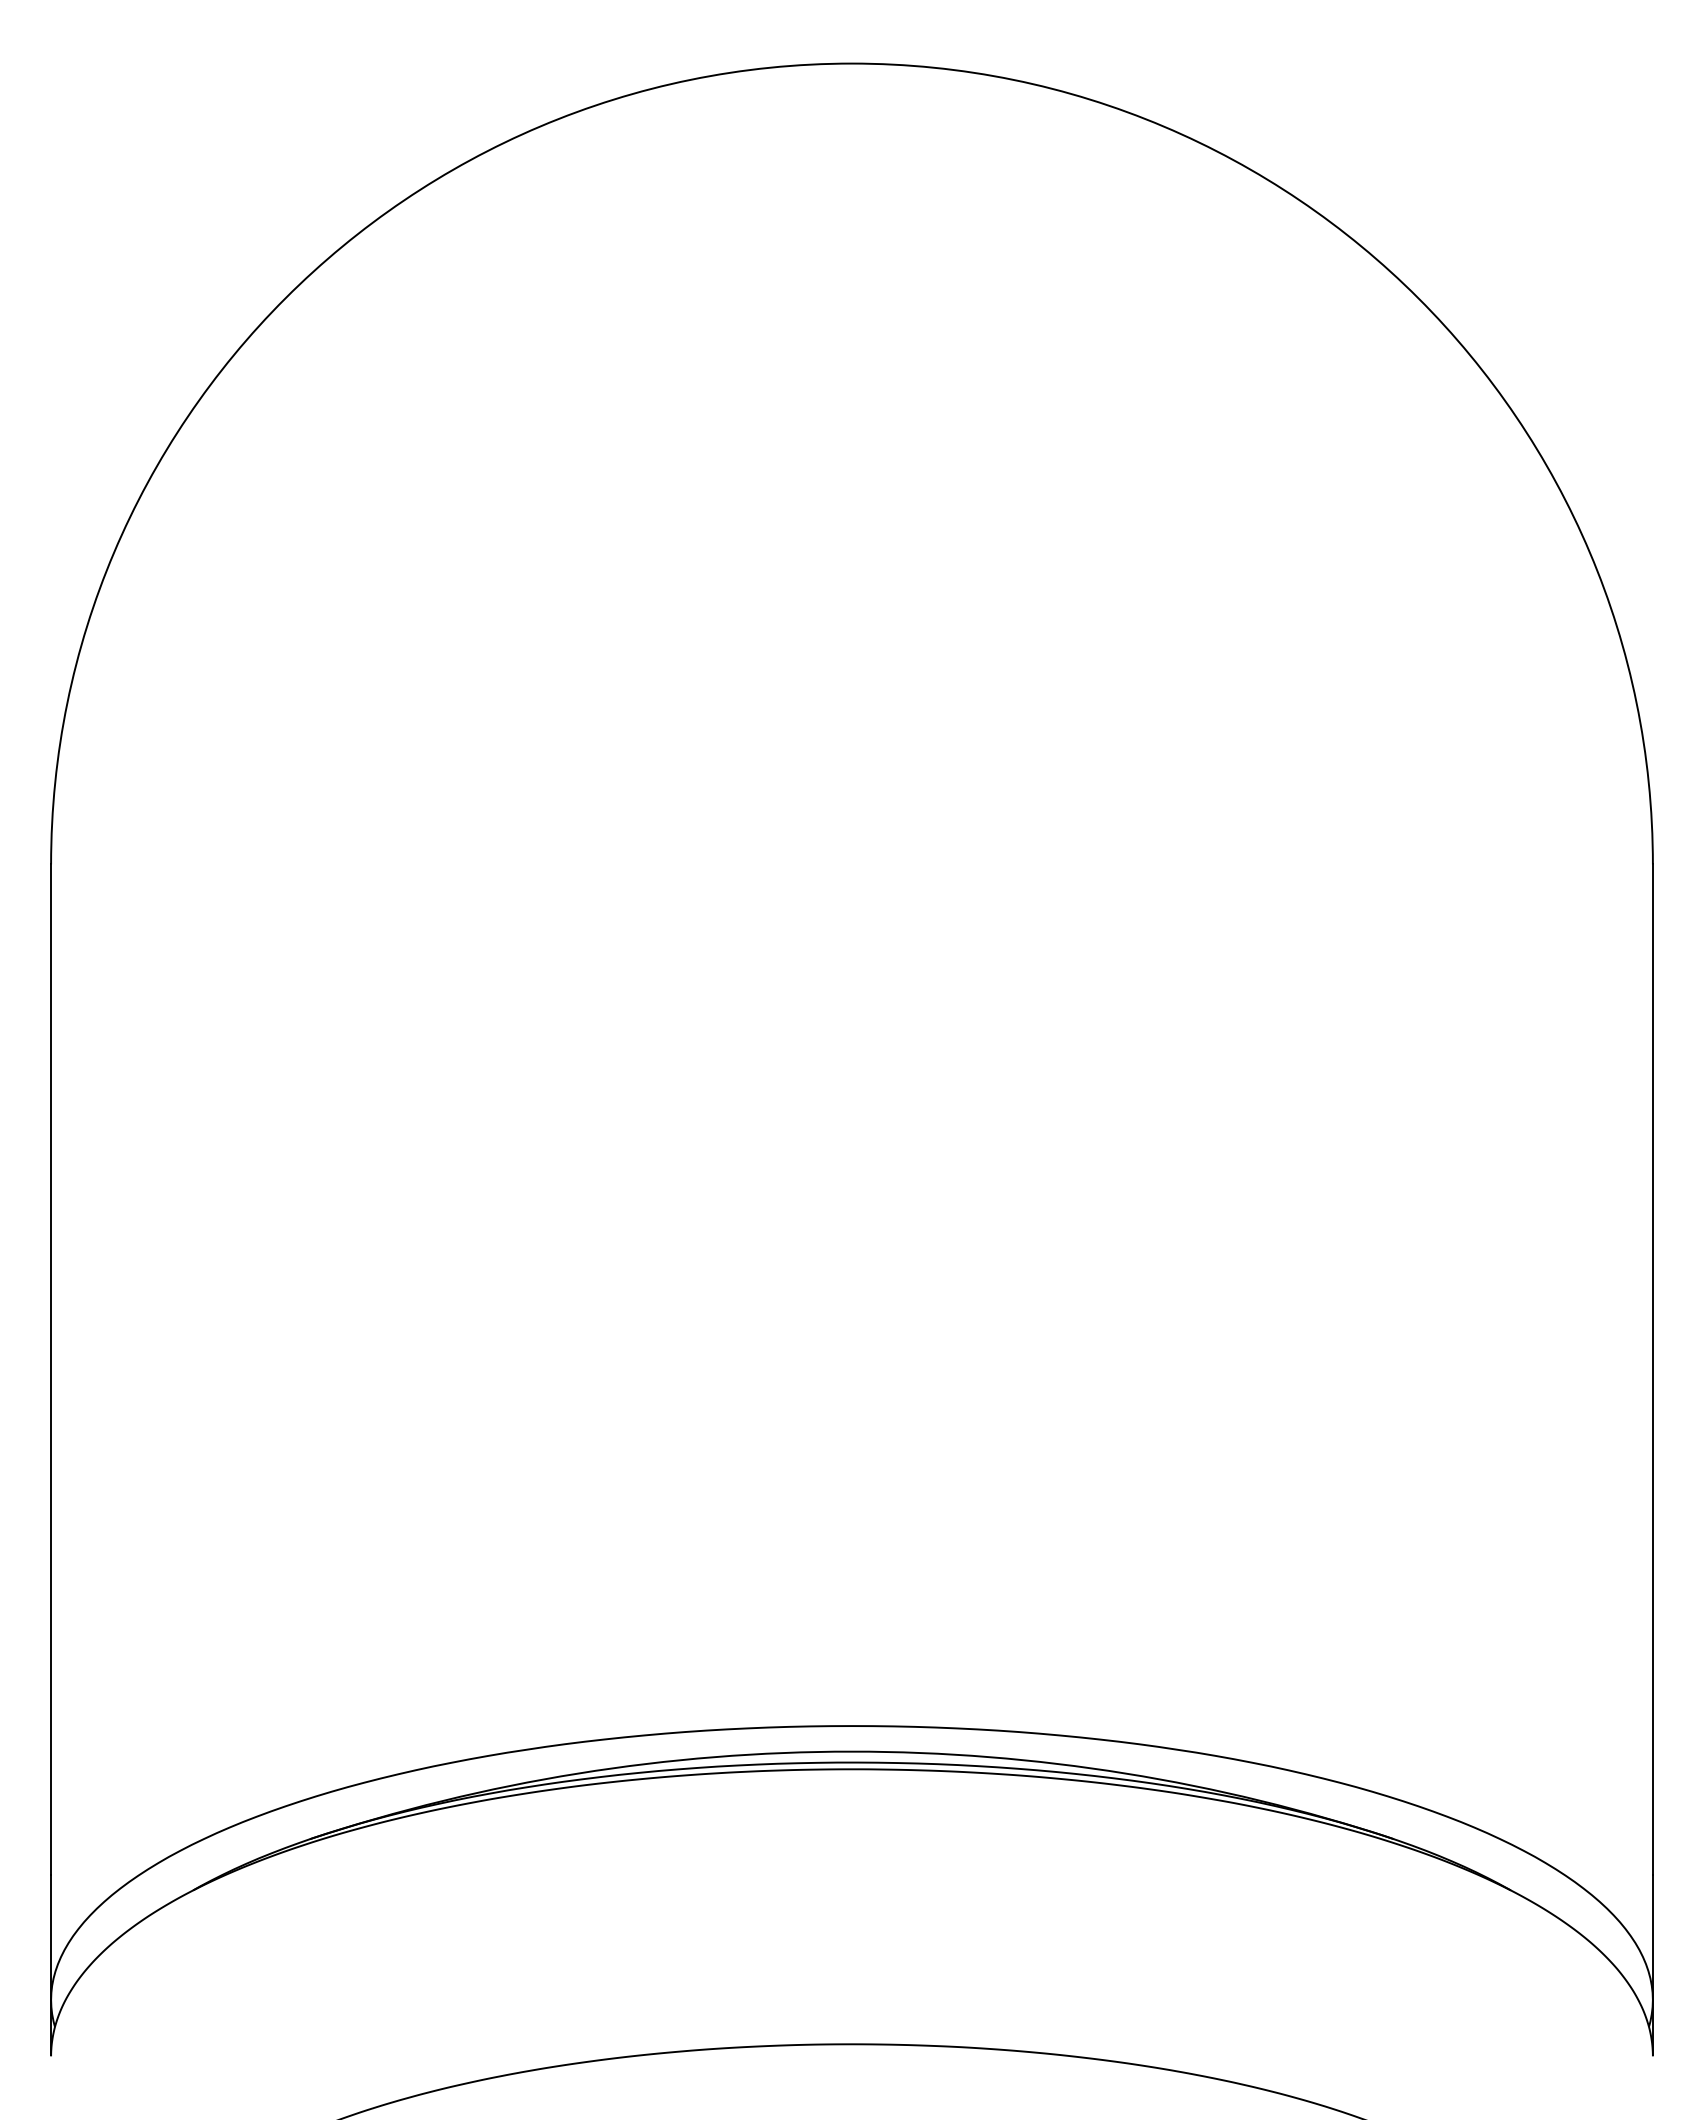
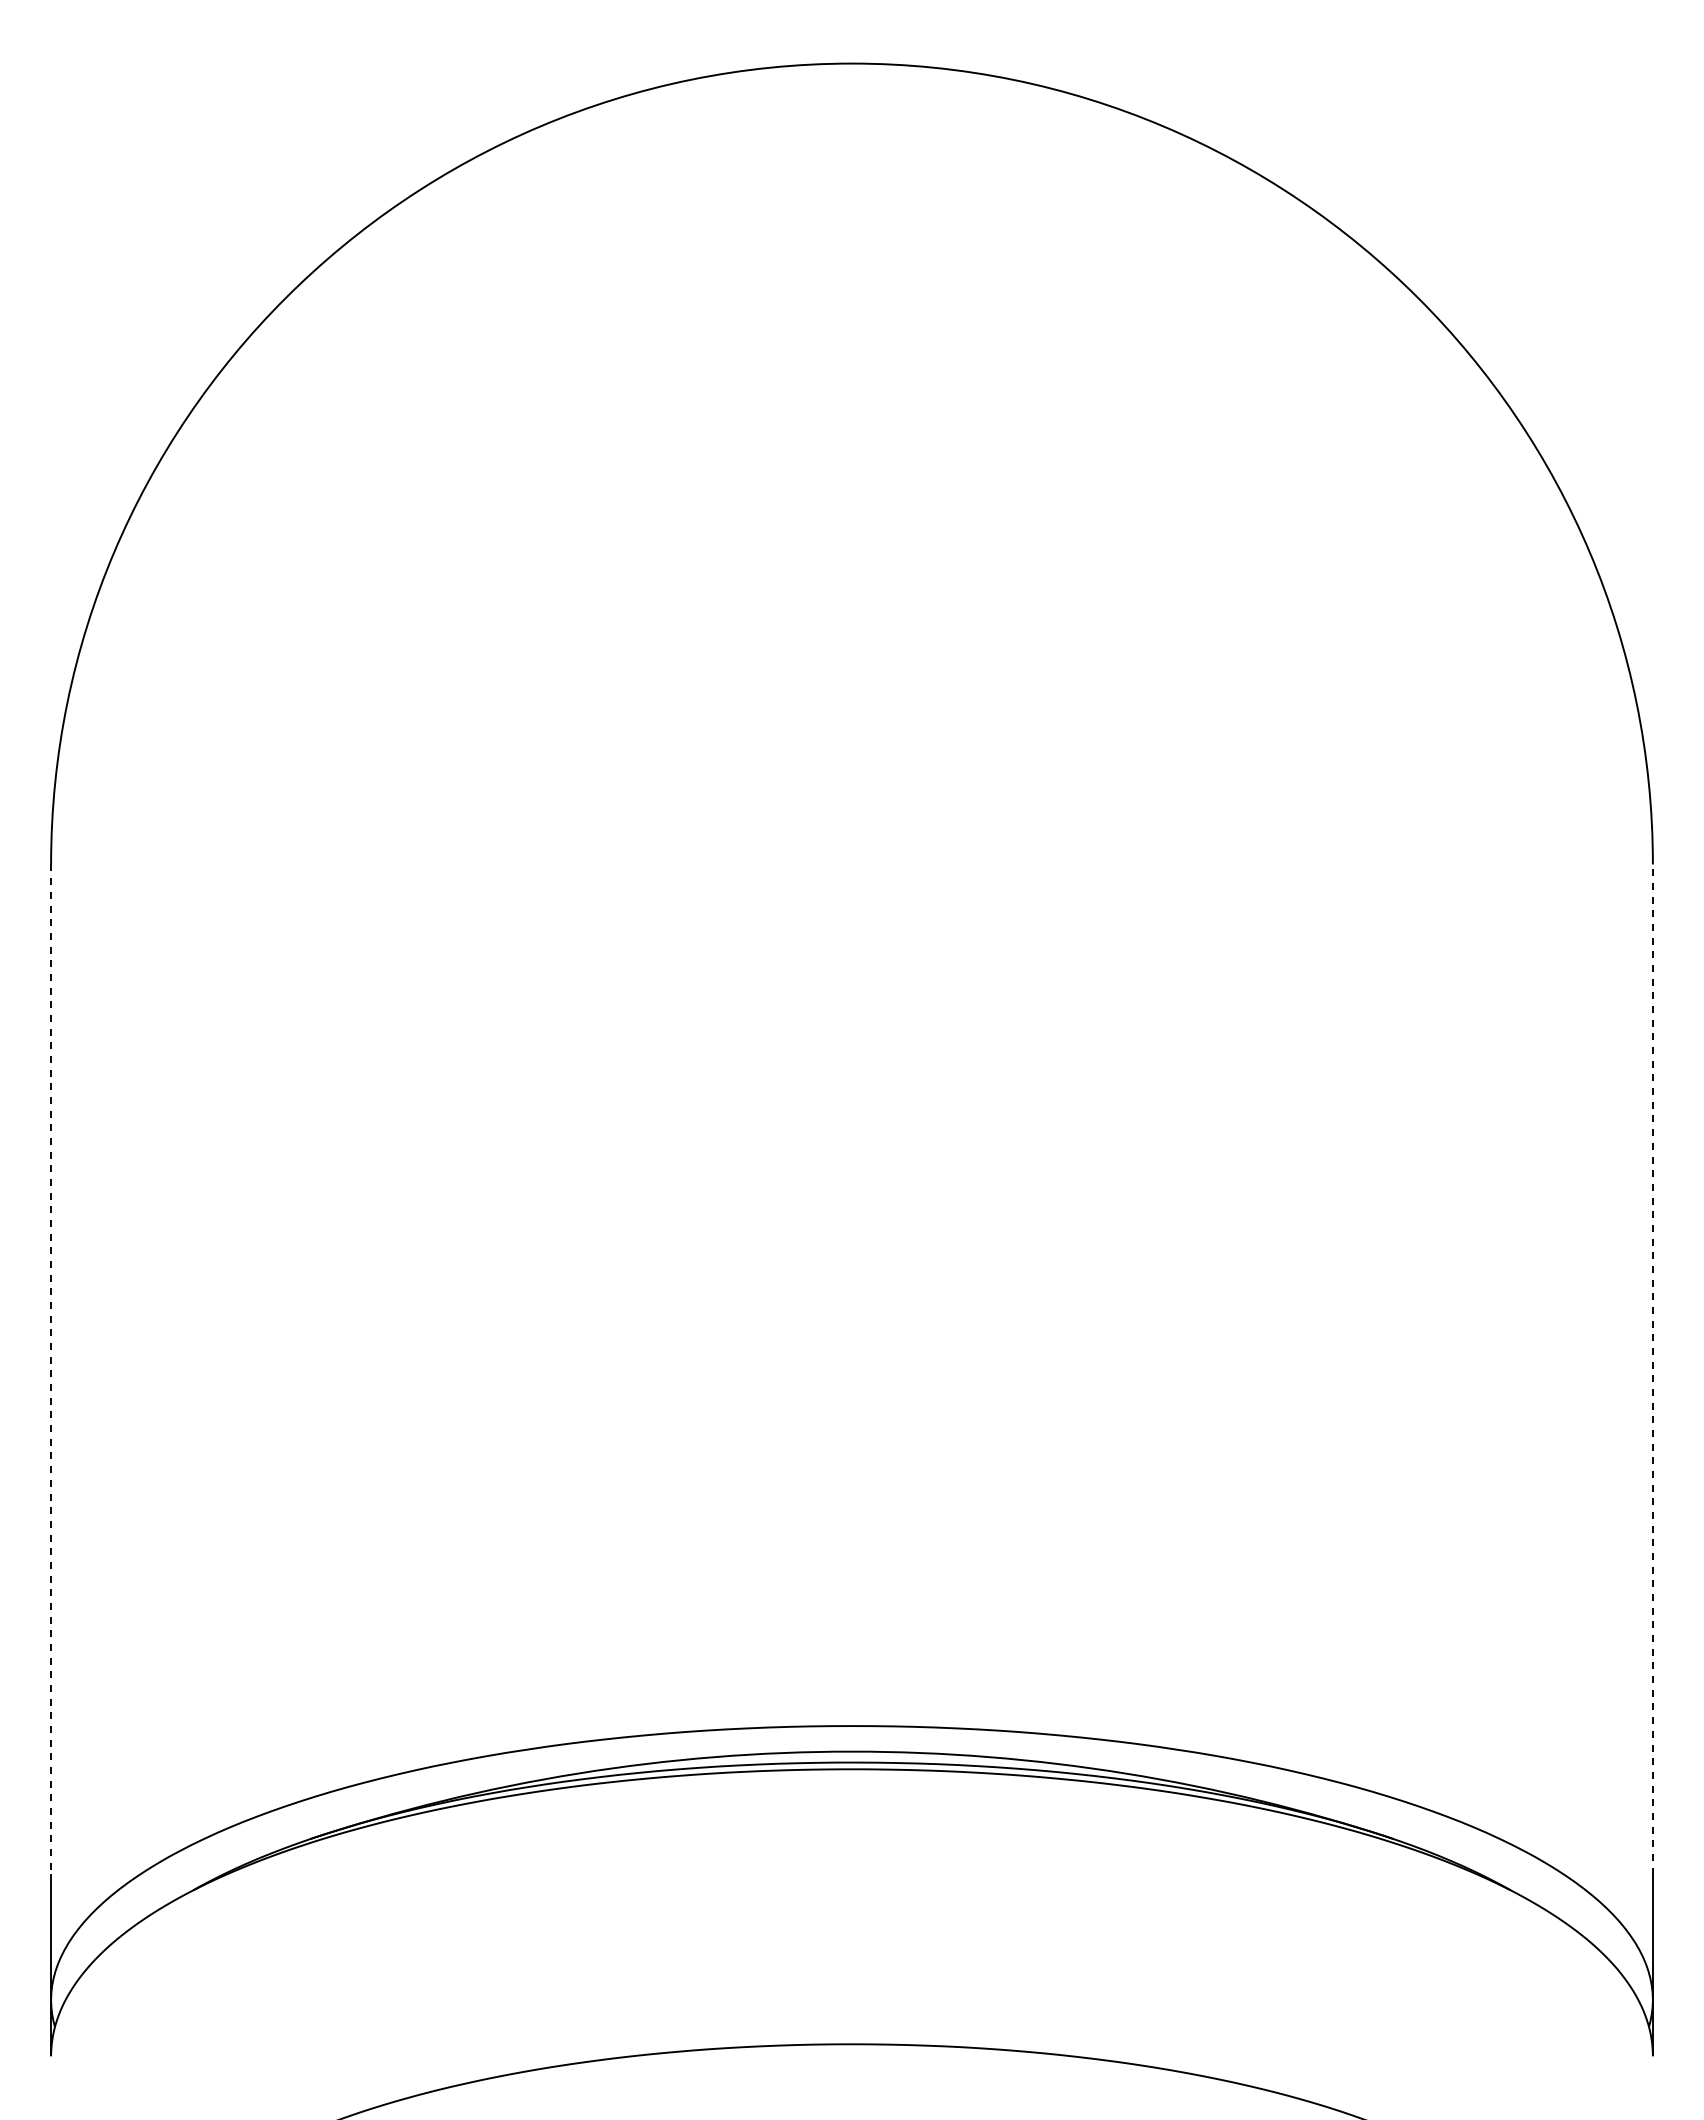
line: solid -> dashed (1652, 1369)
line: solid -> dashed (51, 1370)
